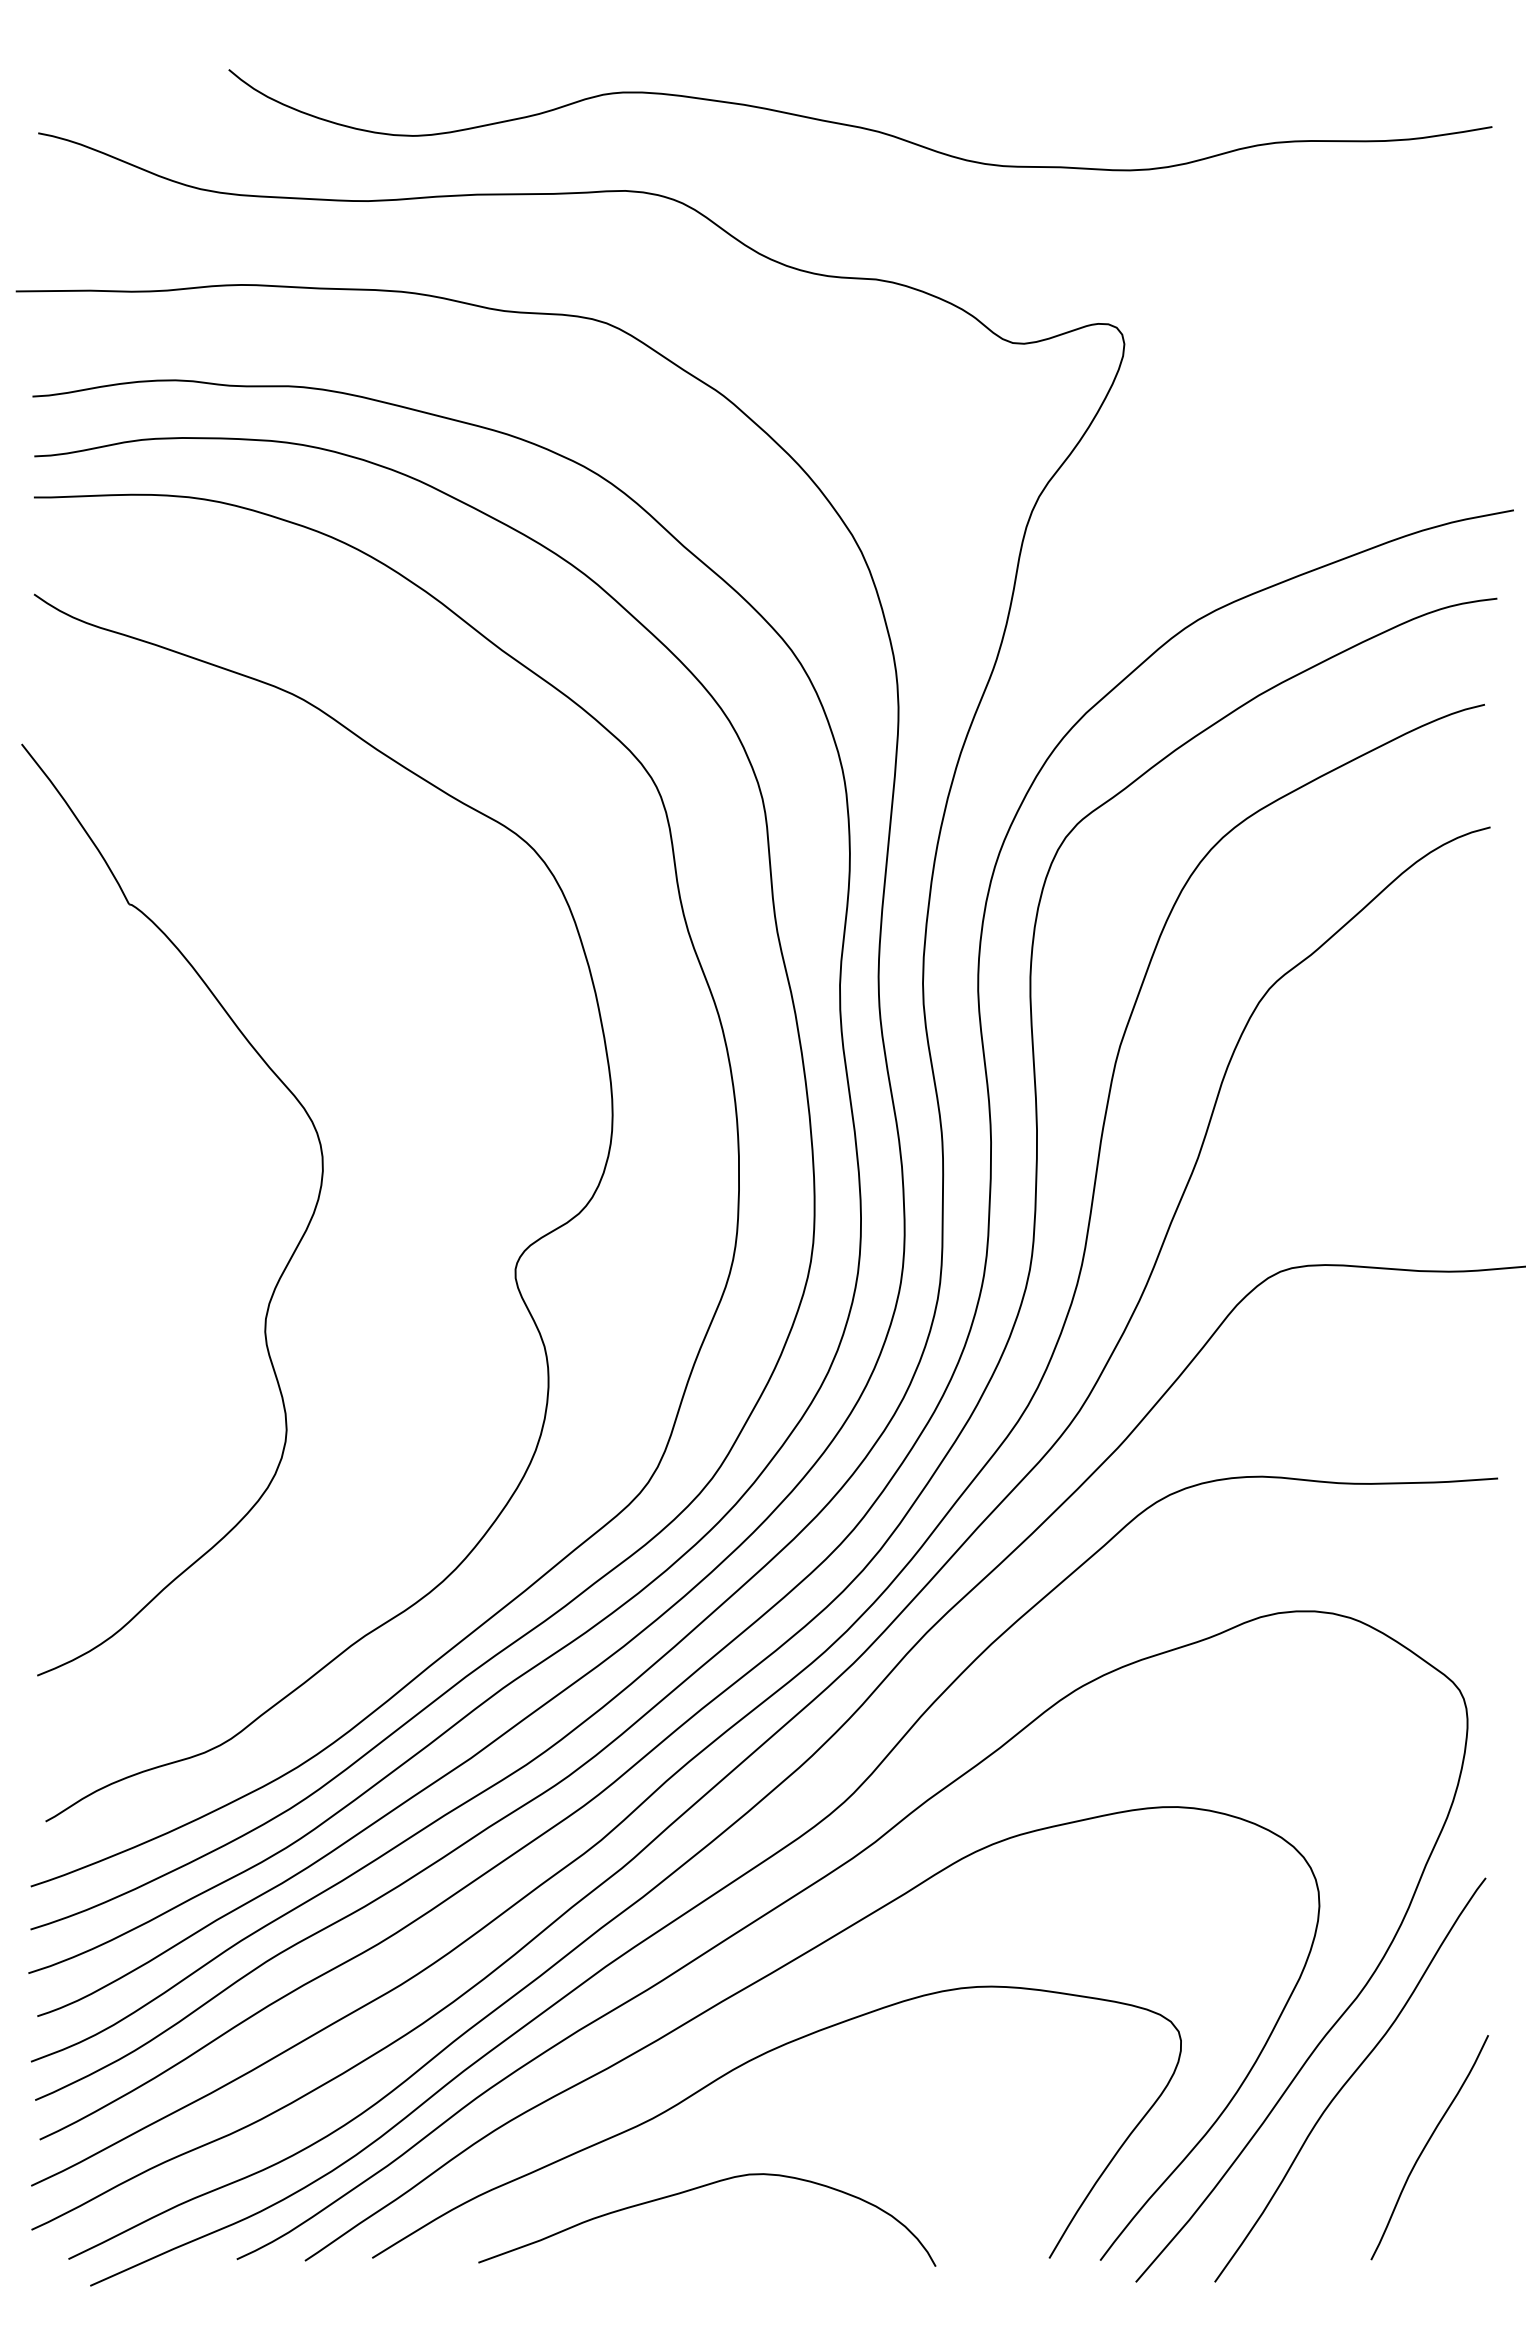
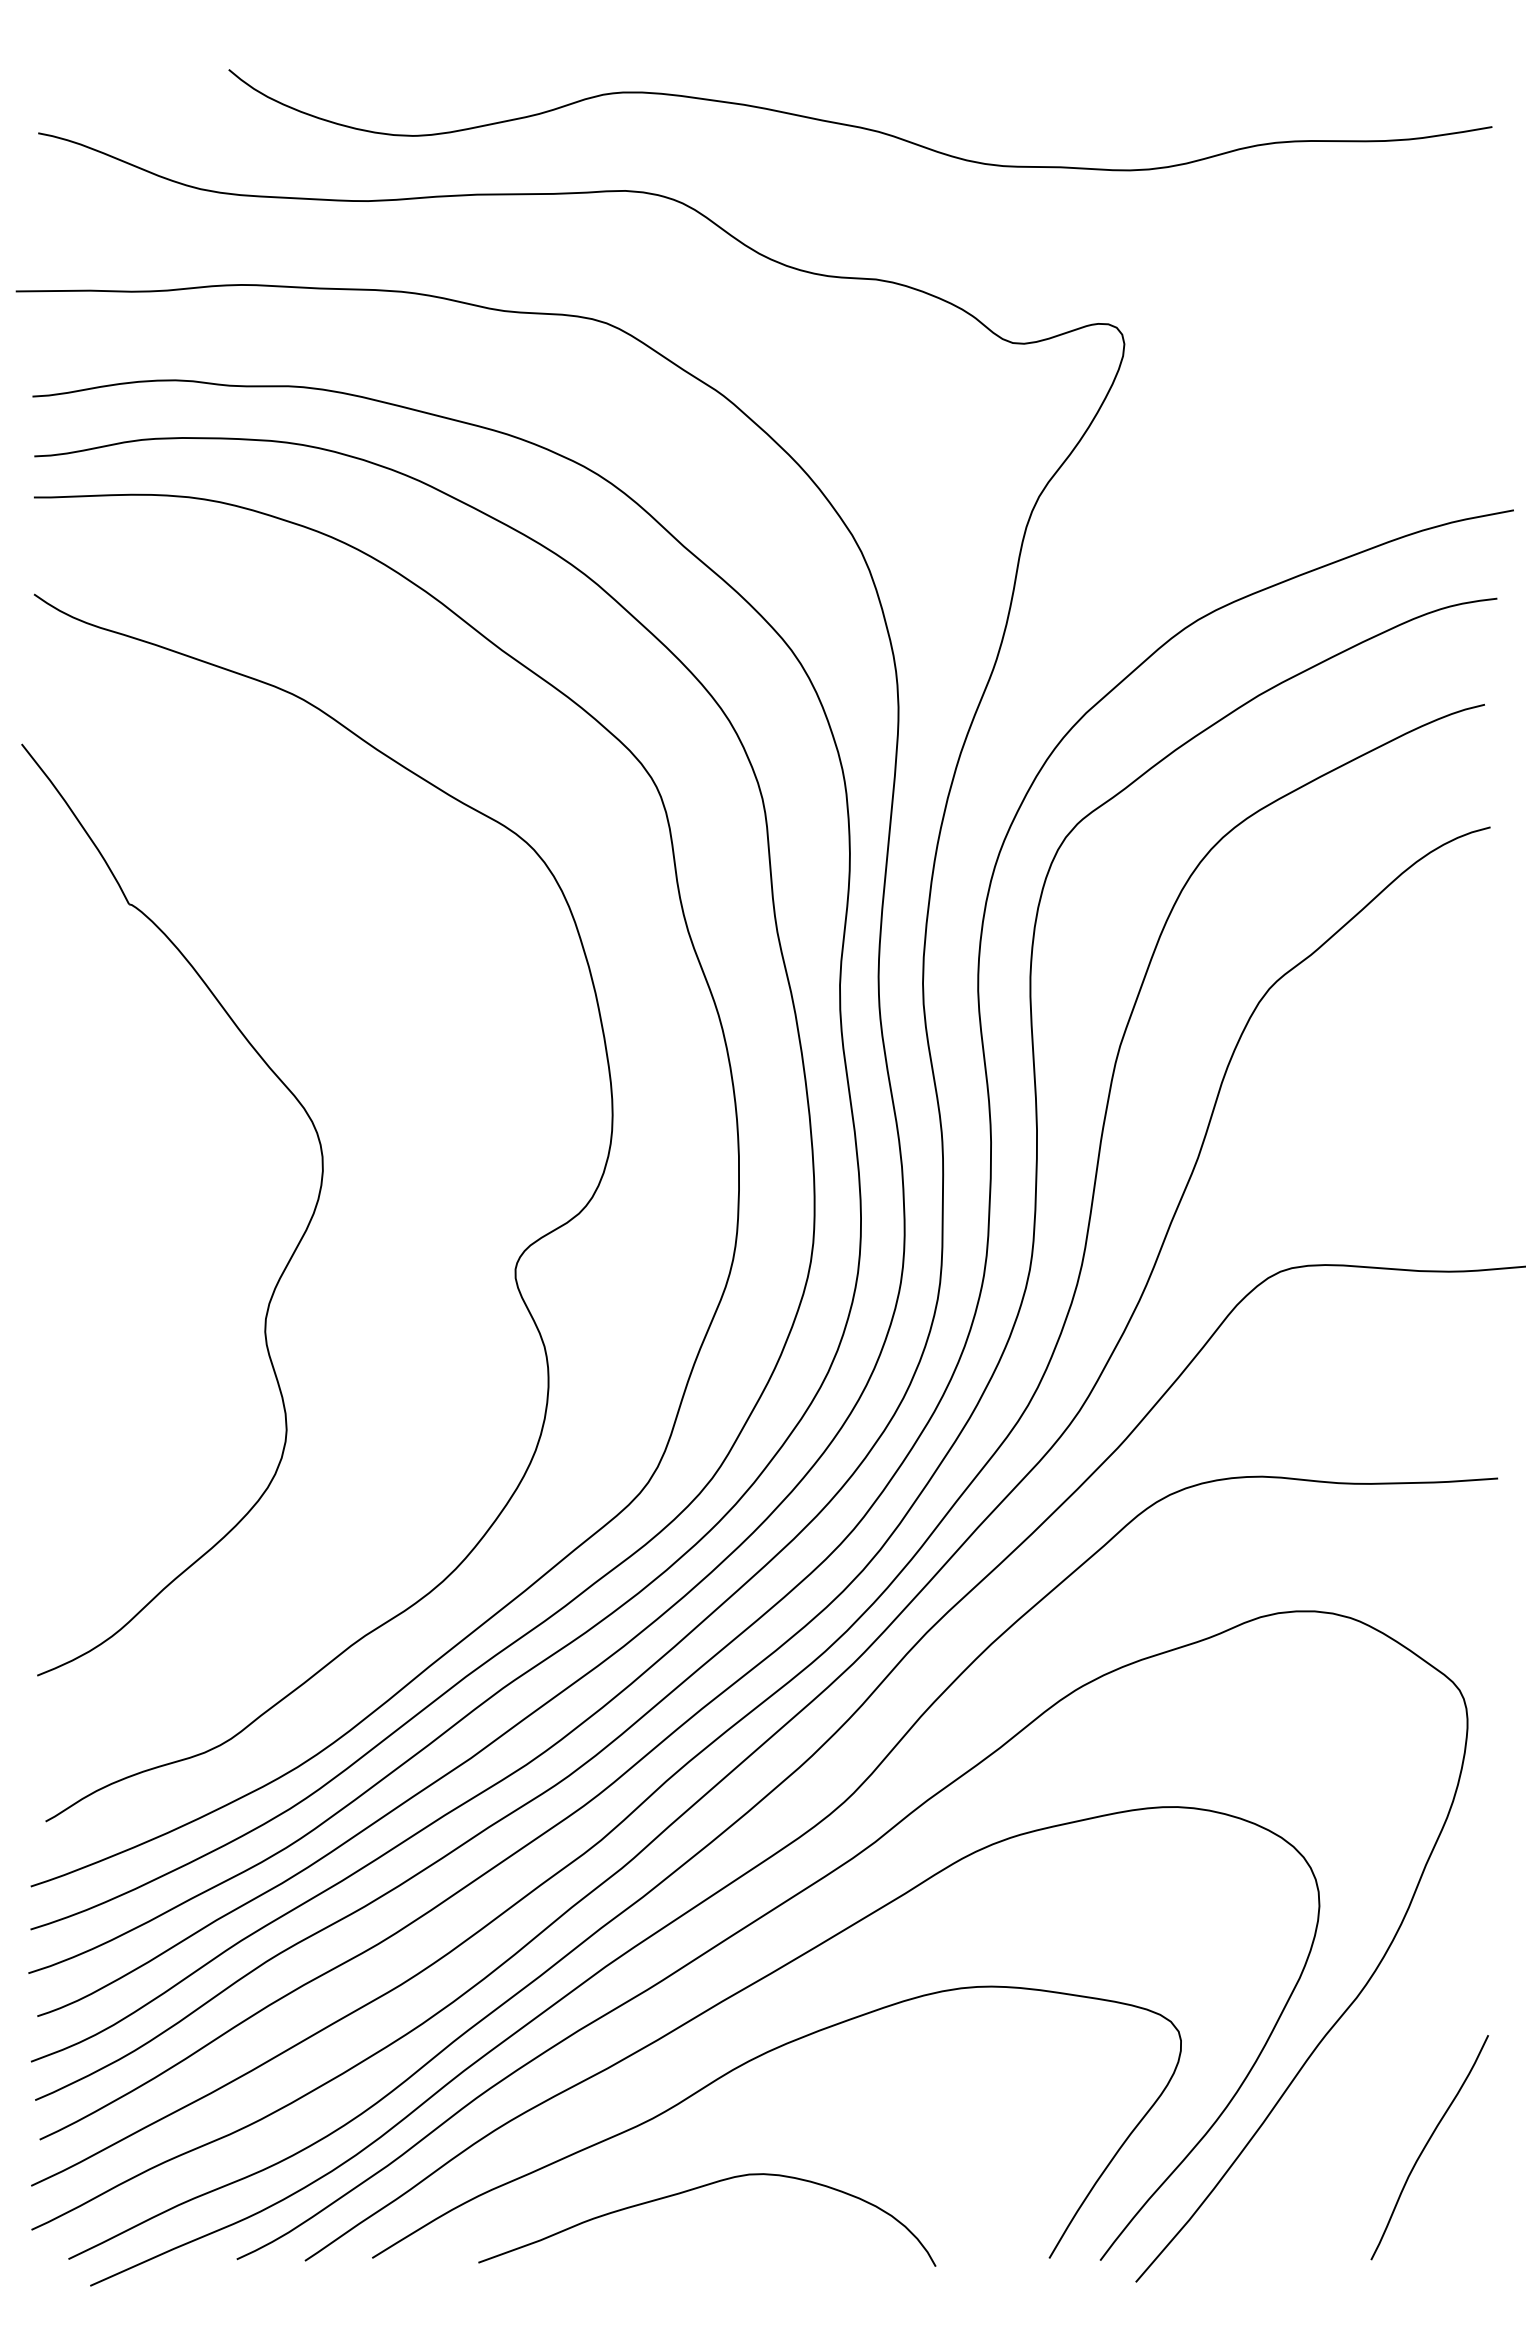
curve: present -> none (1350, 2079)
